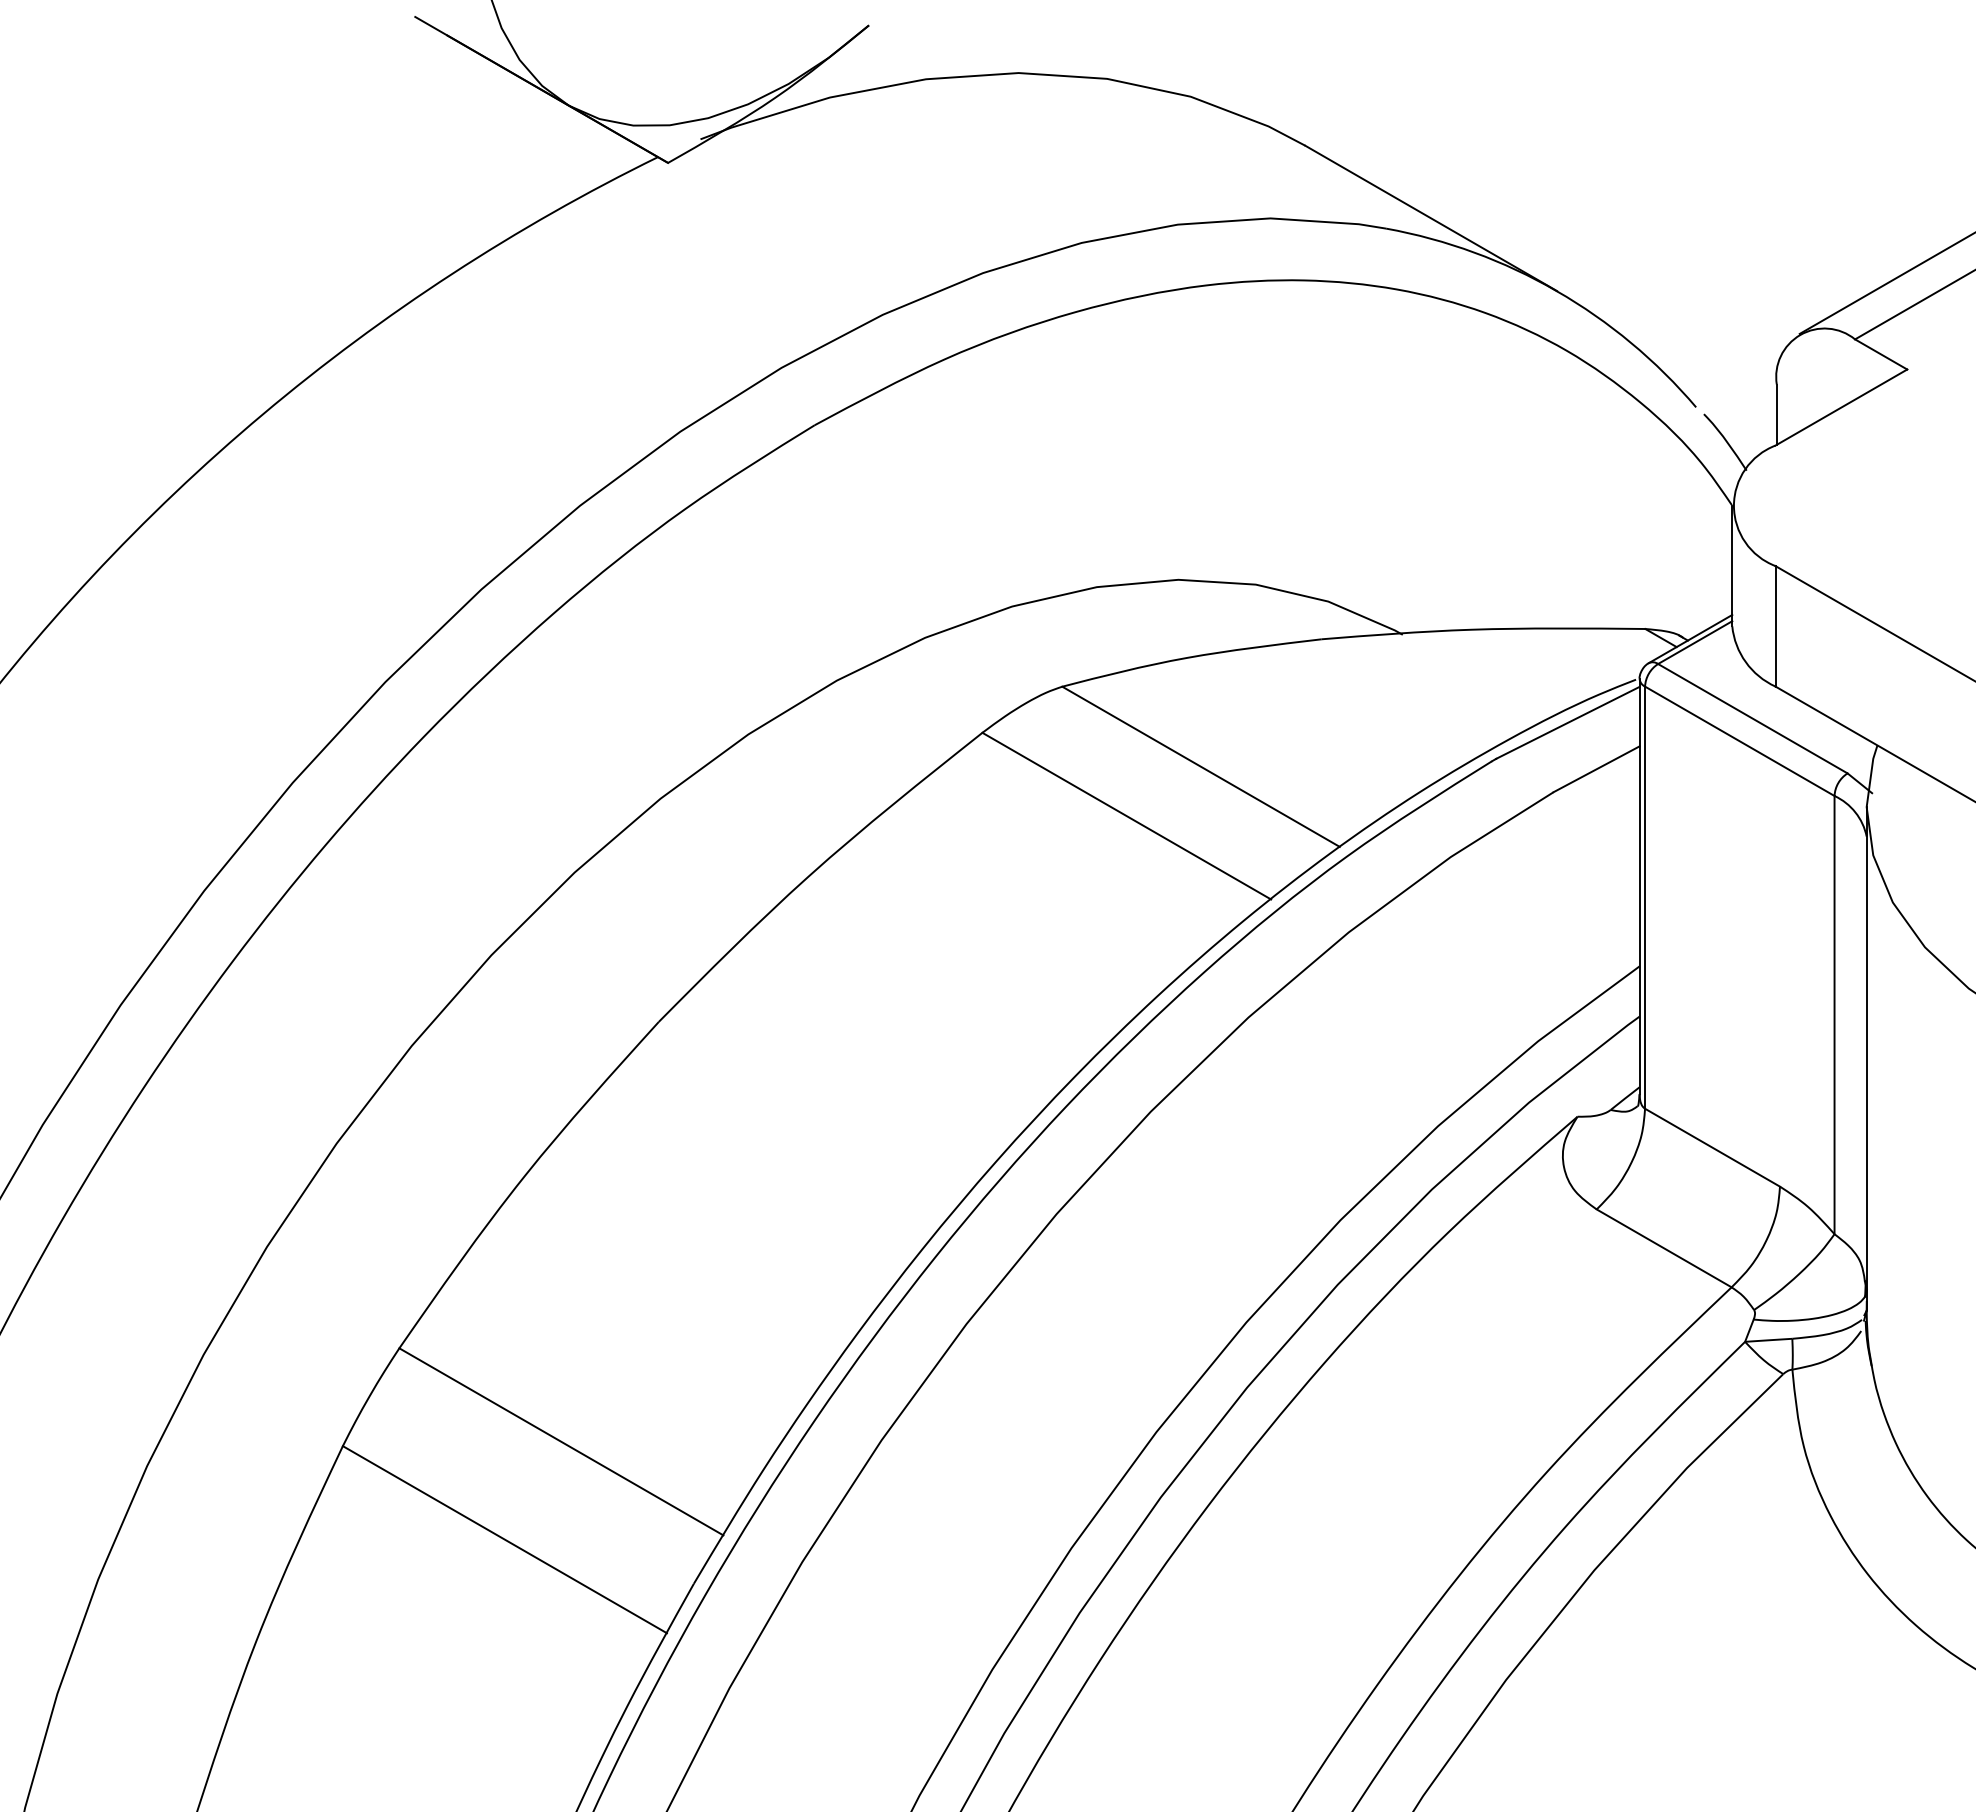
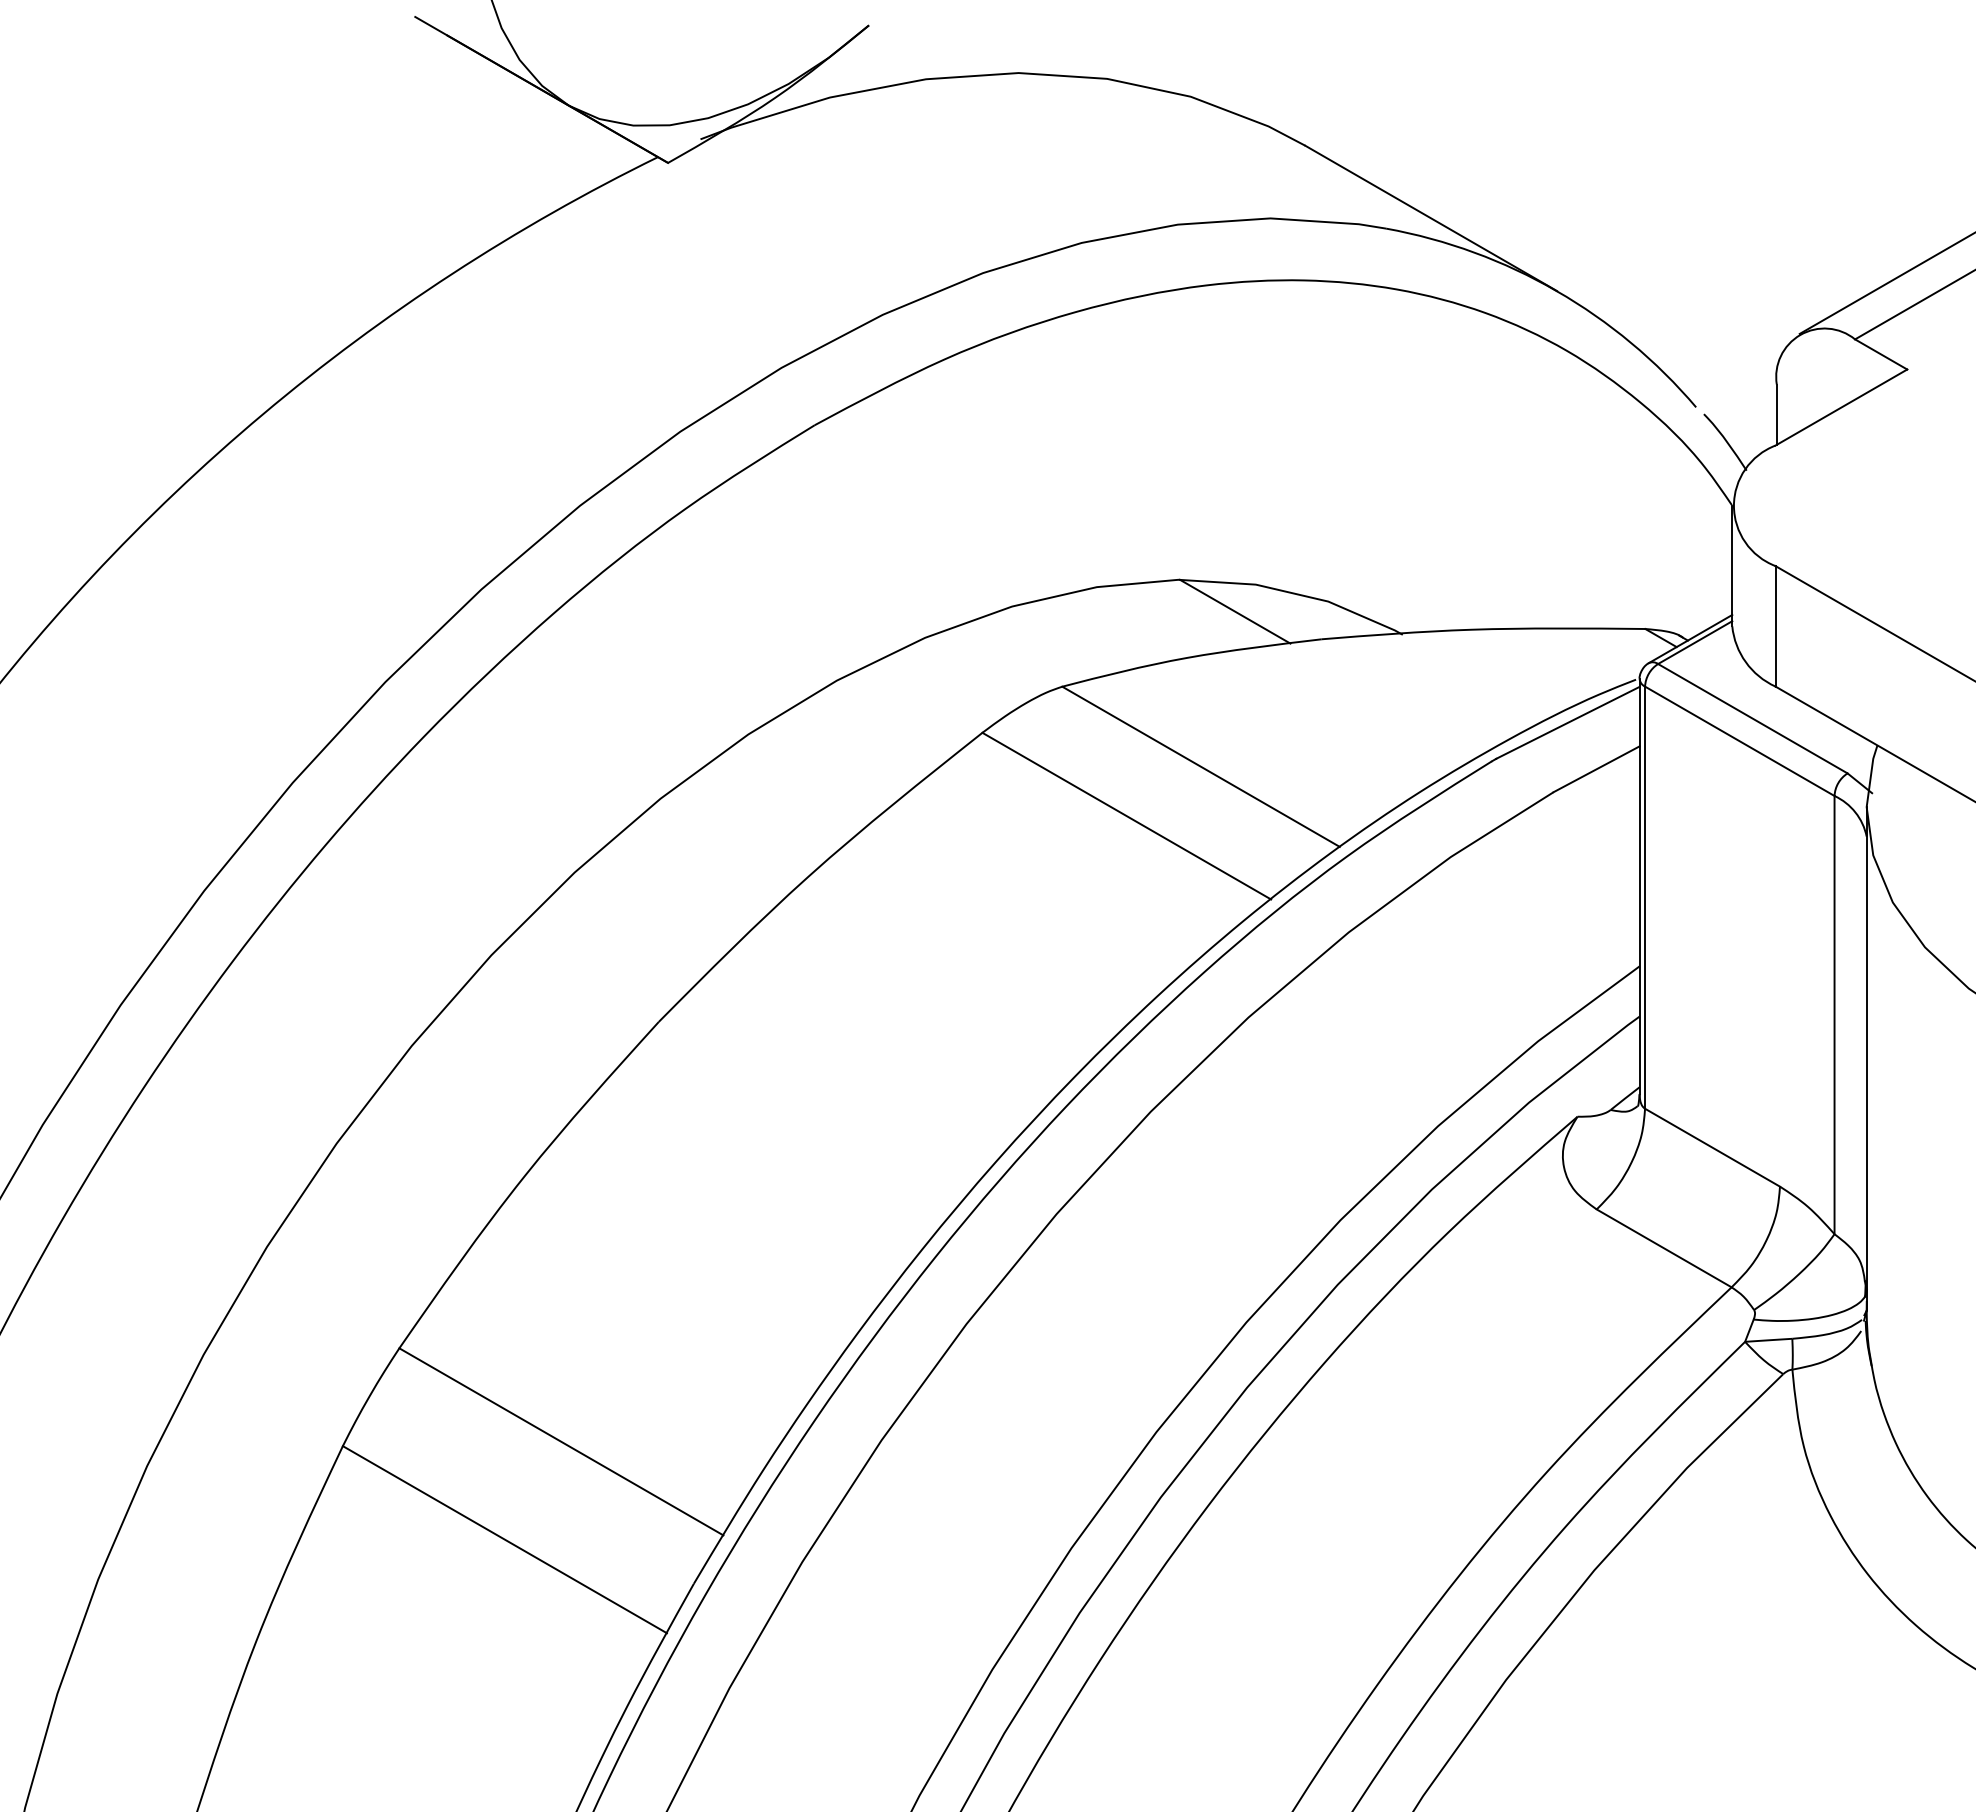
line: none -> present (1234, 611)
